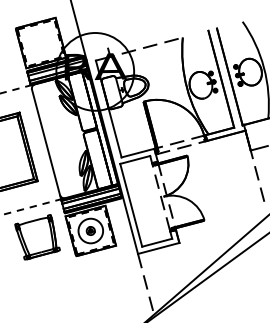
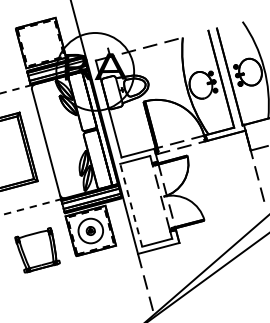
line: solid -> dashed (131, 205)
part position: (37, 237) -> (37, 250) (37, 250)
